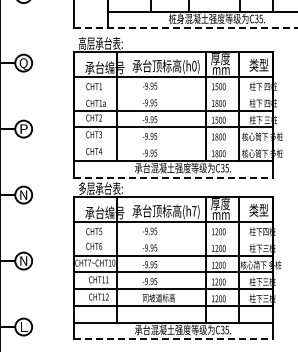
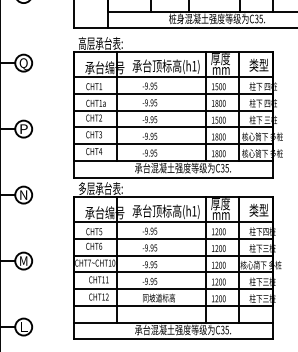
line: dashed -> solid (185, 28)
text: (h0) -> (h1) (194, 65)
line: none -> present (173, 93)
line: none -> present (173, 144)
line: dashed -> solid (173, 177)
text: (h7) -> (h1) (194, 211)
line: none -> present (173, 238)
text: N -> M (23, 260)
line: dashed -> solid (173, 339)
